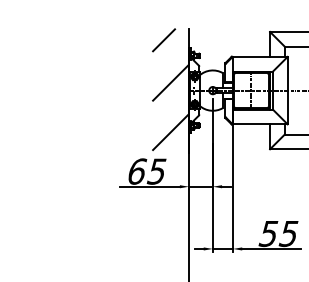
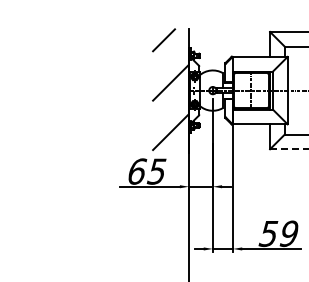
line: solid -> dashed (288, 149)
text: 55 -> 59 (288, 233)
